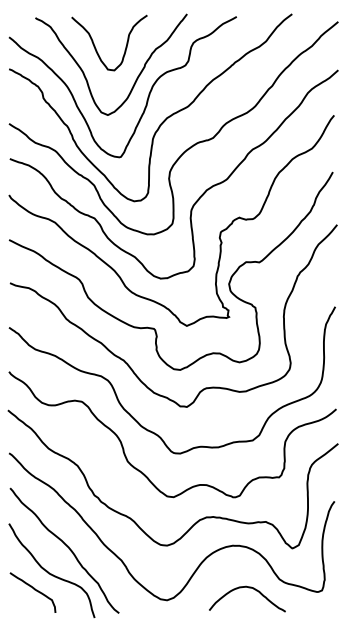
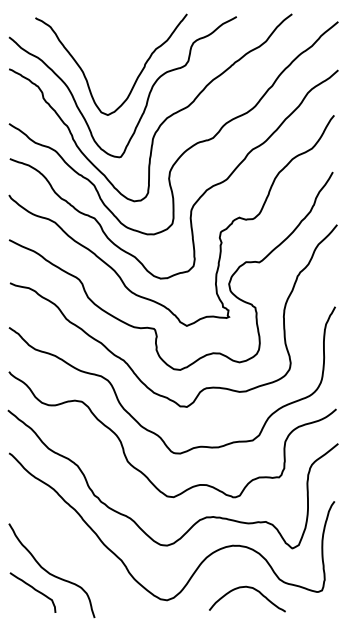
curve: present -> none (95, 45)
curve: present -> none (67, 547)
